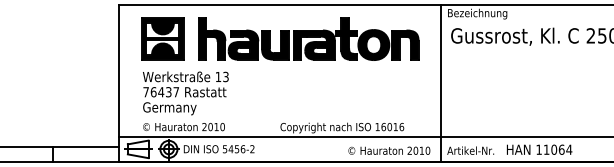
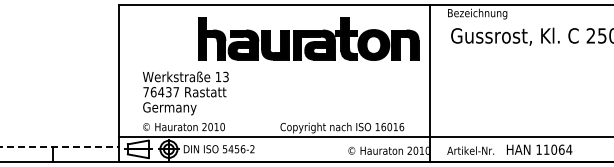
part: present -> none (162, 38)
line position: (440, 83) -> (429, 83) (429, 83)
line: solid -> dashed (59, 146)
